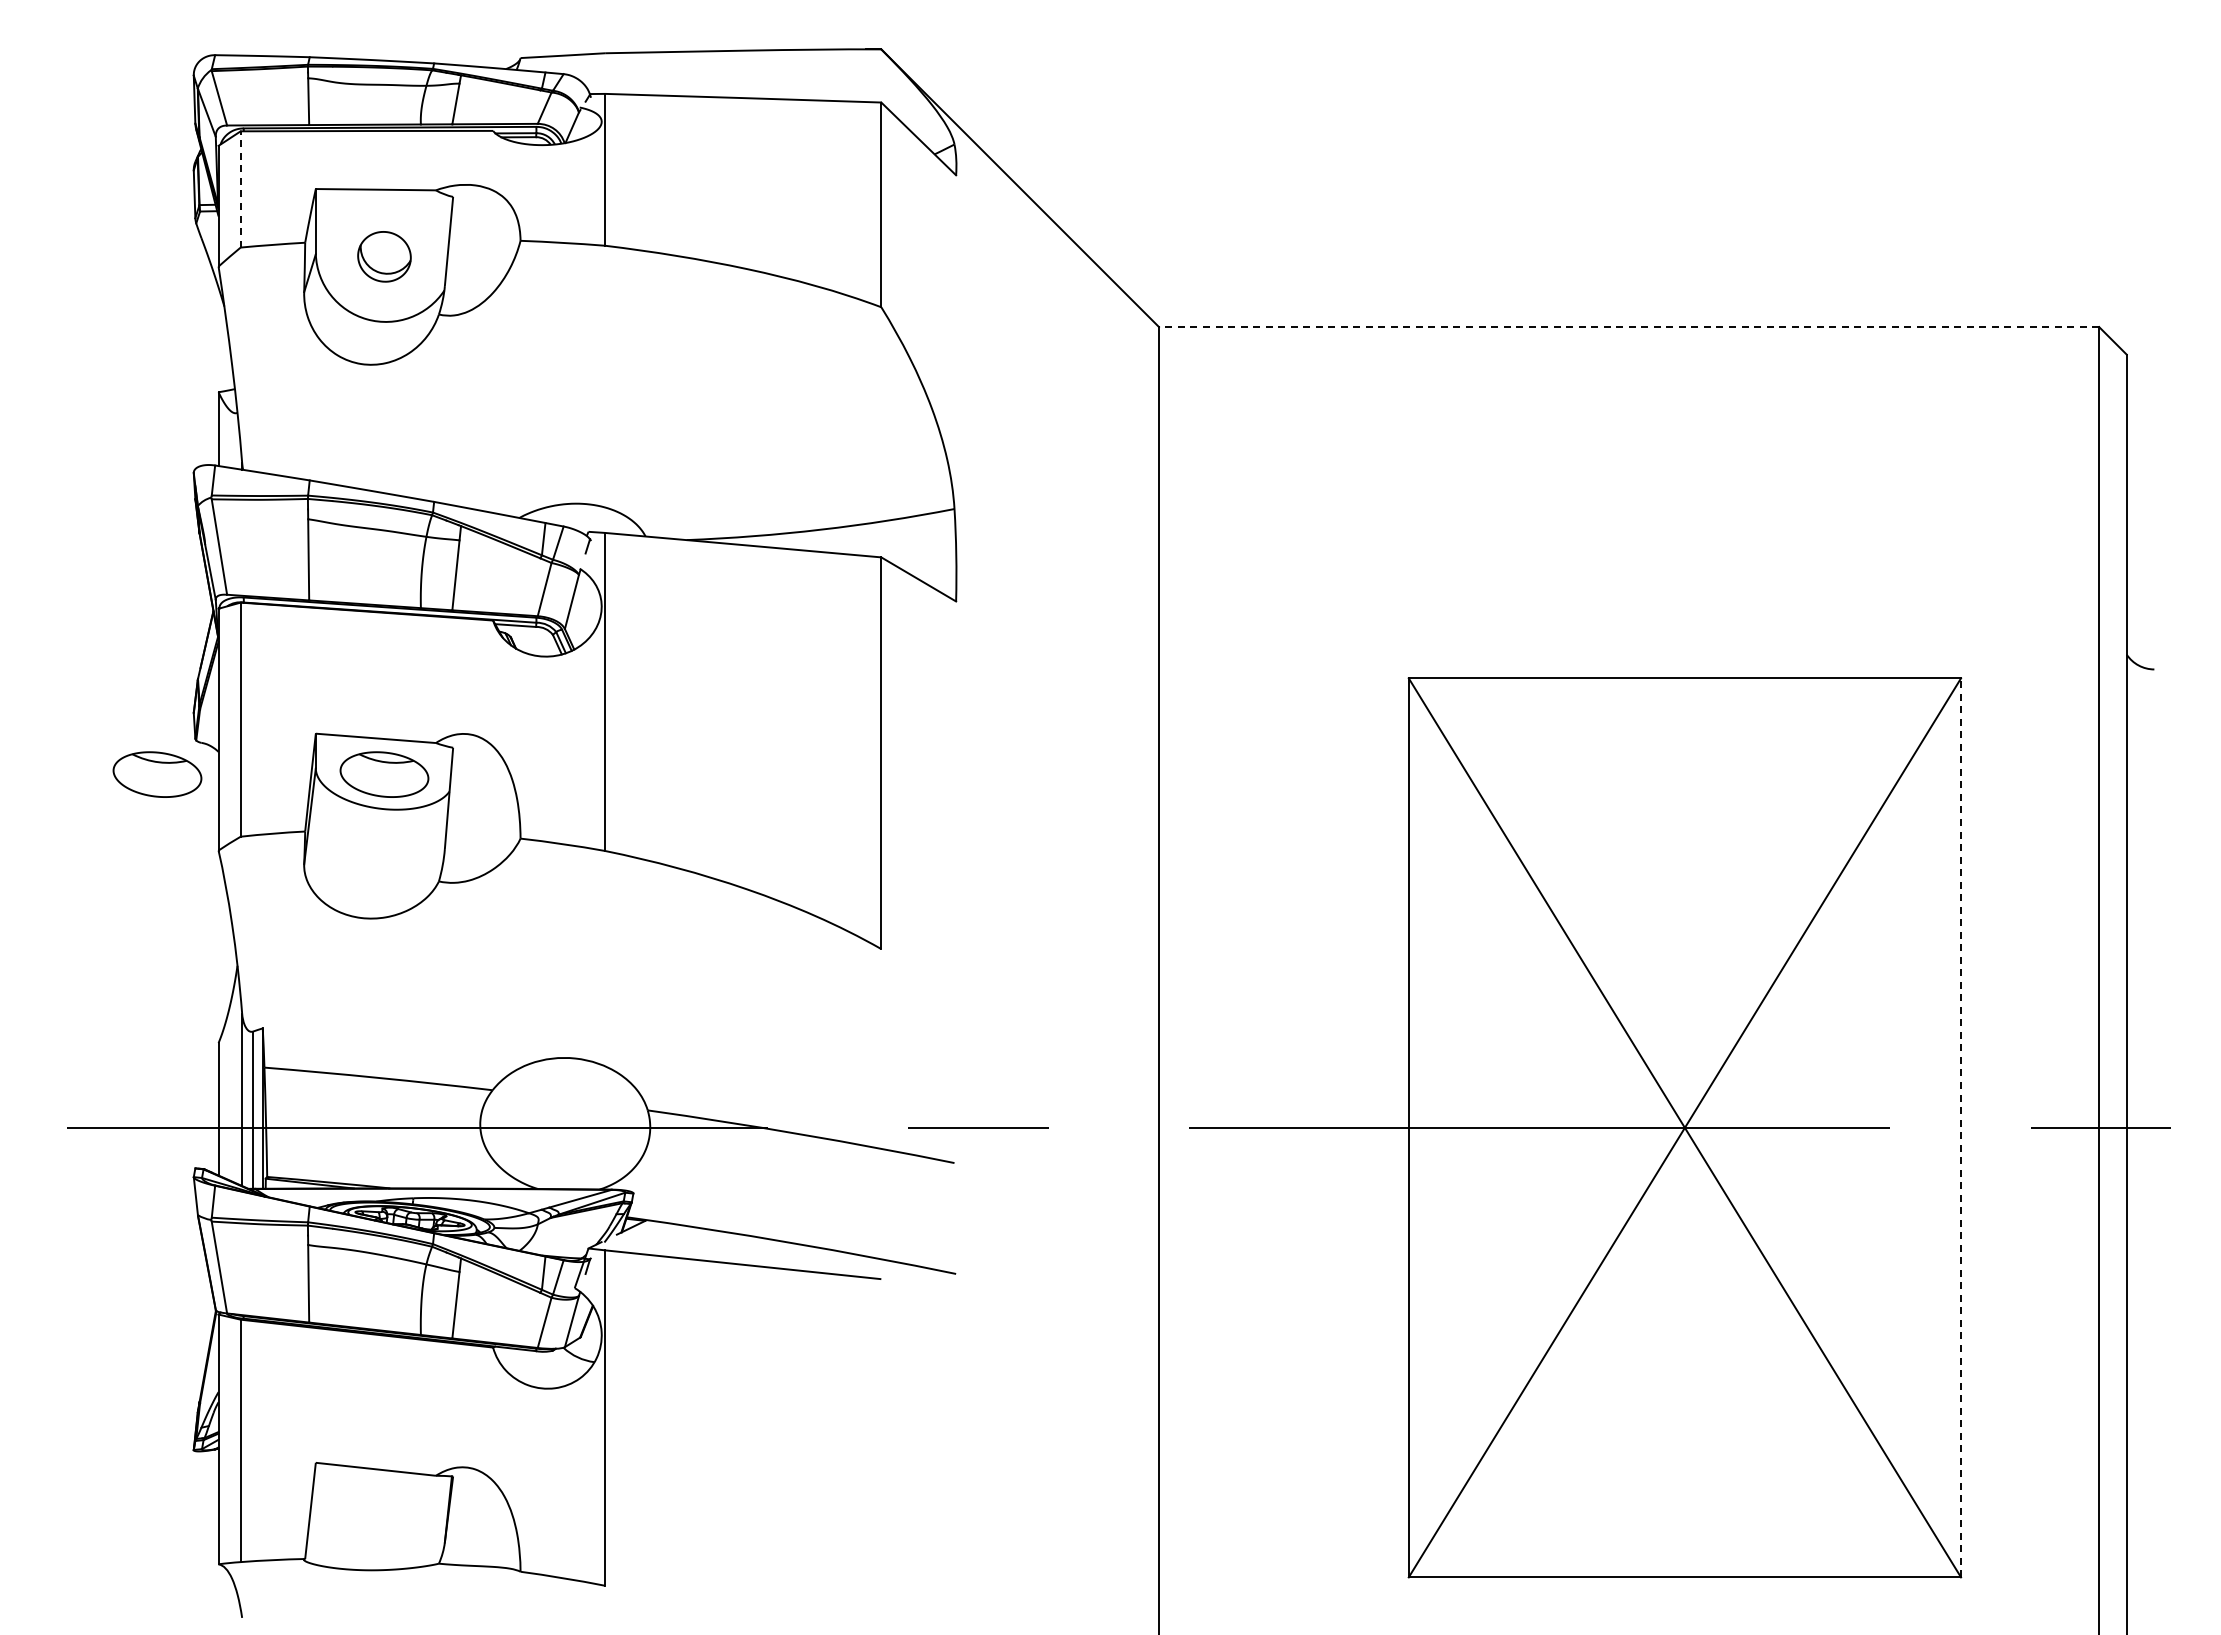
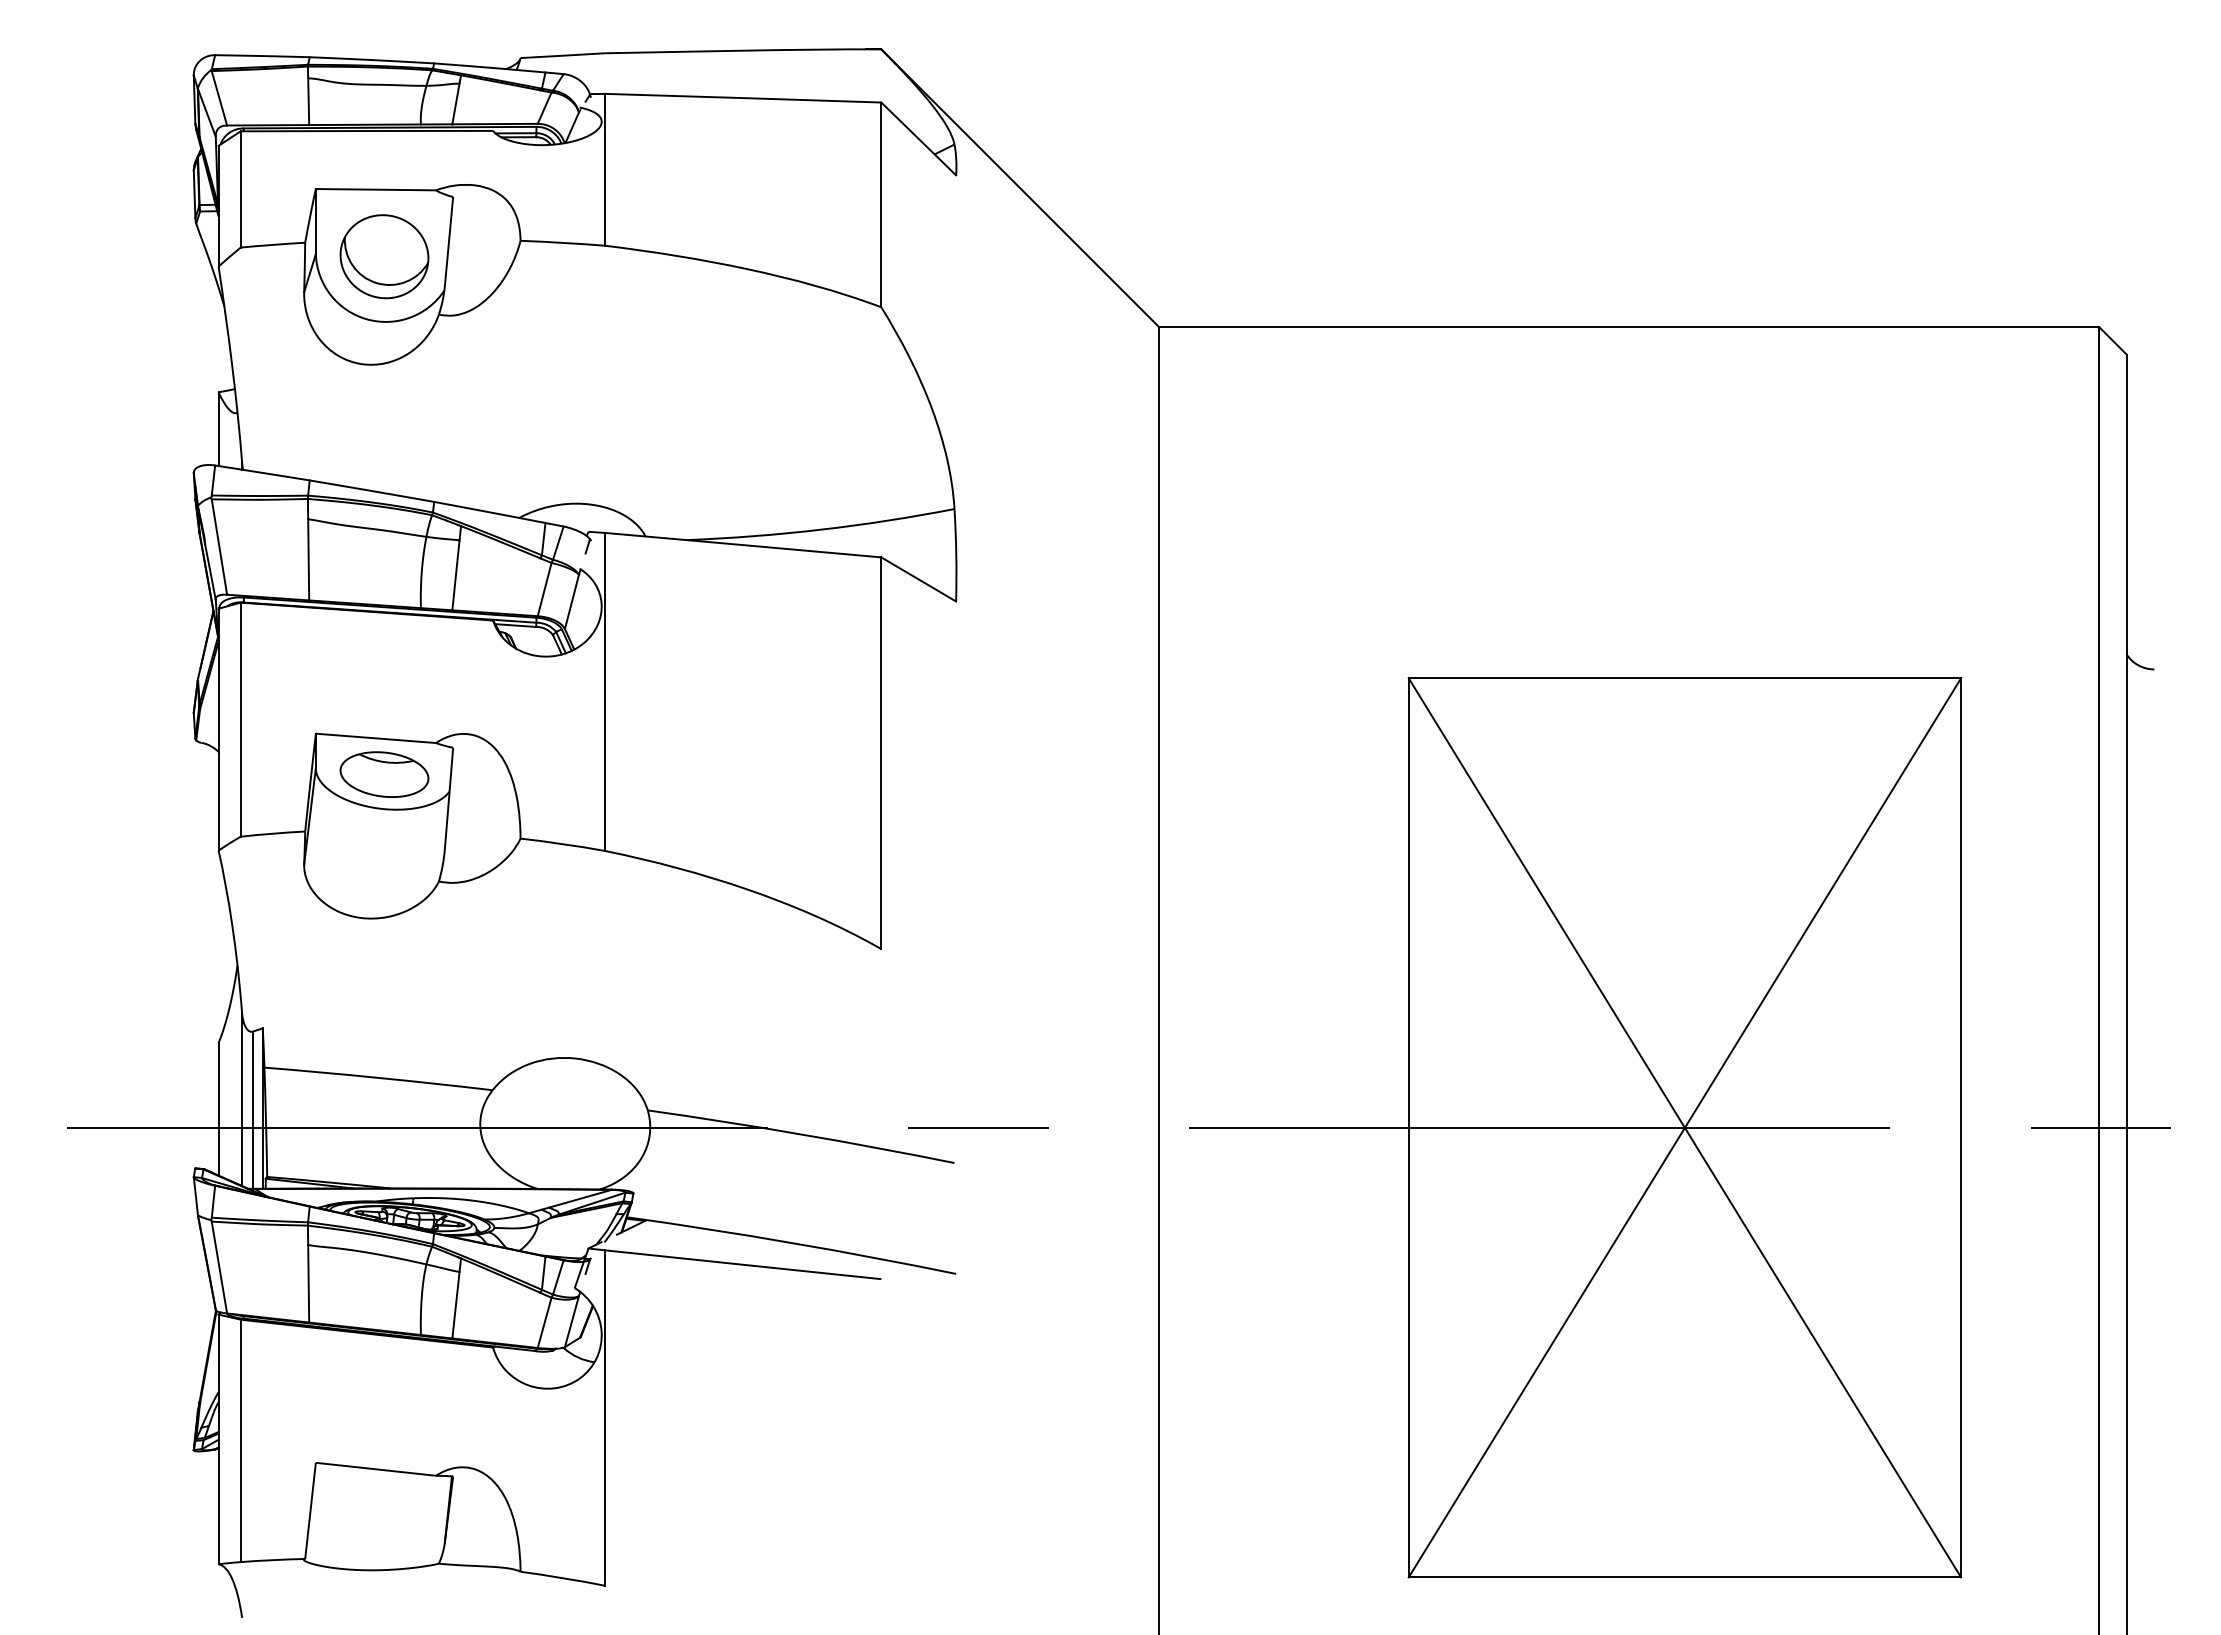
line: dashed -> solid (240, 188)
part size: 55x52 px -> 91x86 px (384, 256)
line: dashed -> solid (1628, 327)
part: present -> none (157, 774)
line: dashed -> solid (1961, 1127)
